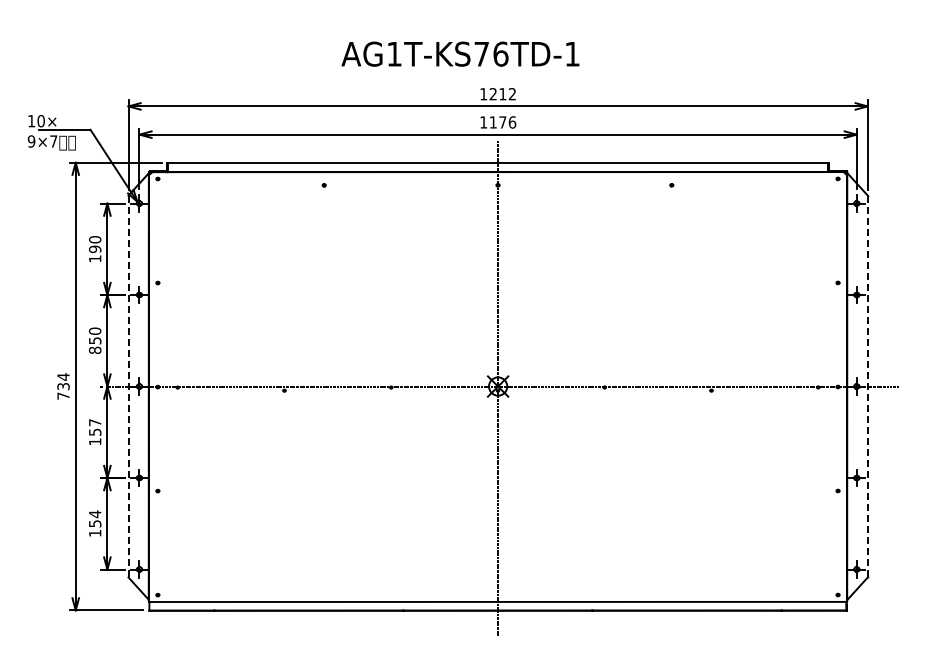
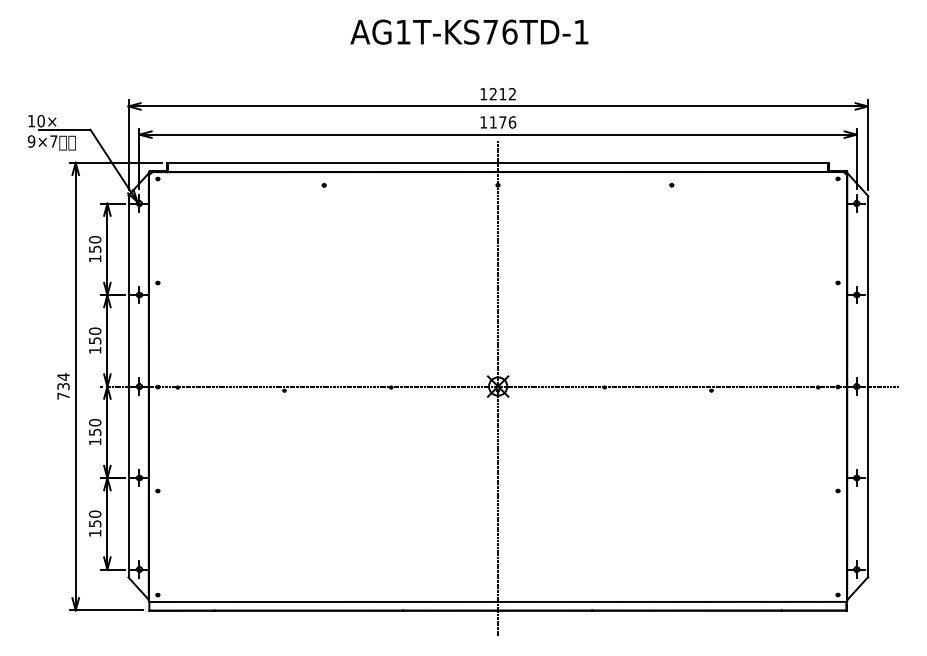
text position: (460, 53) -> (469, 31) (469, 31)
text: 190 -> 150 (95, 249)
text: 850 -> 150 (94, 350)
line: dashed -> solid (128, 386)
line: dashed -> solid (867, 386)
text: 157 -> 150 (95, 422)
text: 154 -> 150 (95, 514)
